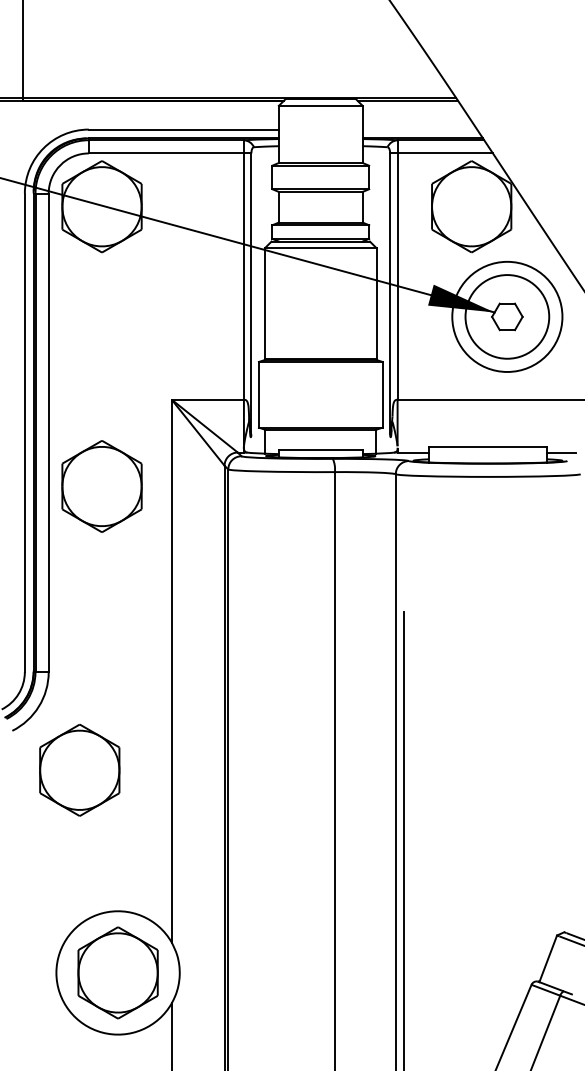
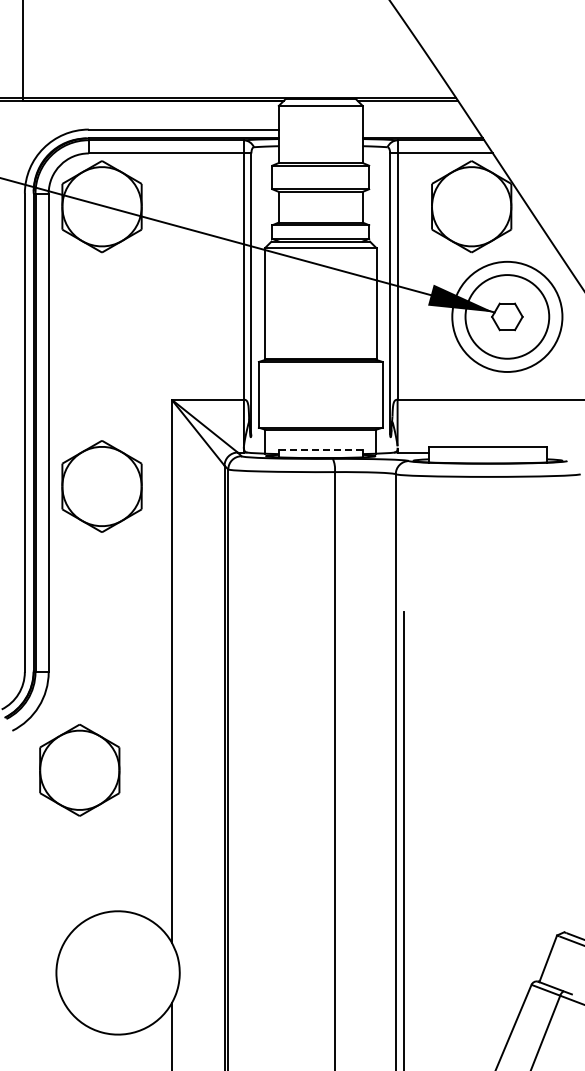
line: solid -> dashed (320, 449)
line: present -> none (561, 452)
part: present -> none (117, 972)
